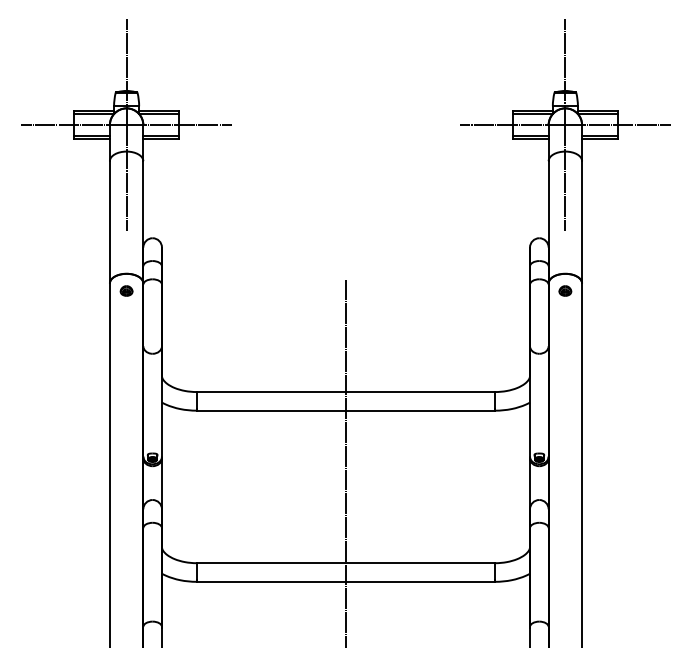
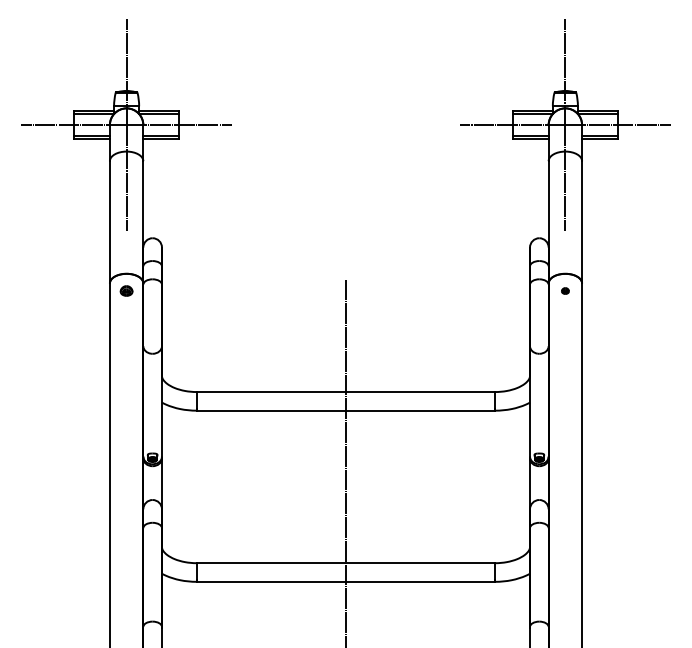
part size: 15x12 px -> 9x8 px (565, 290)
